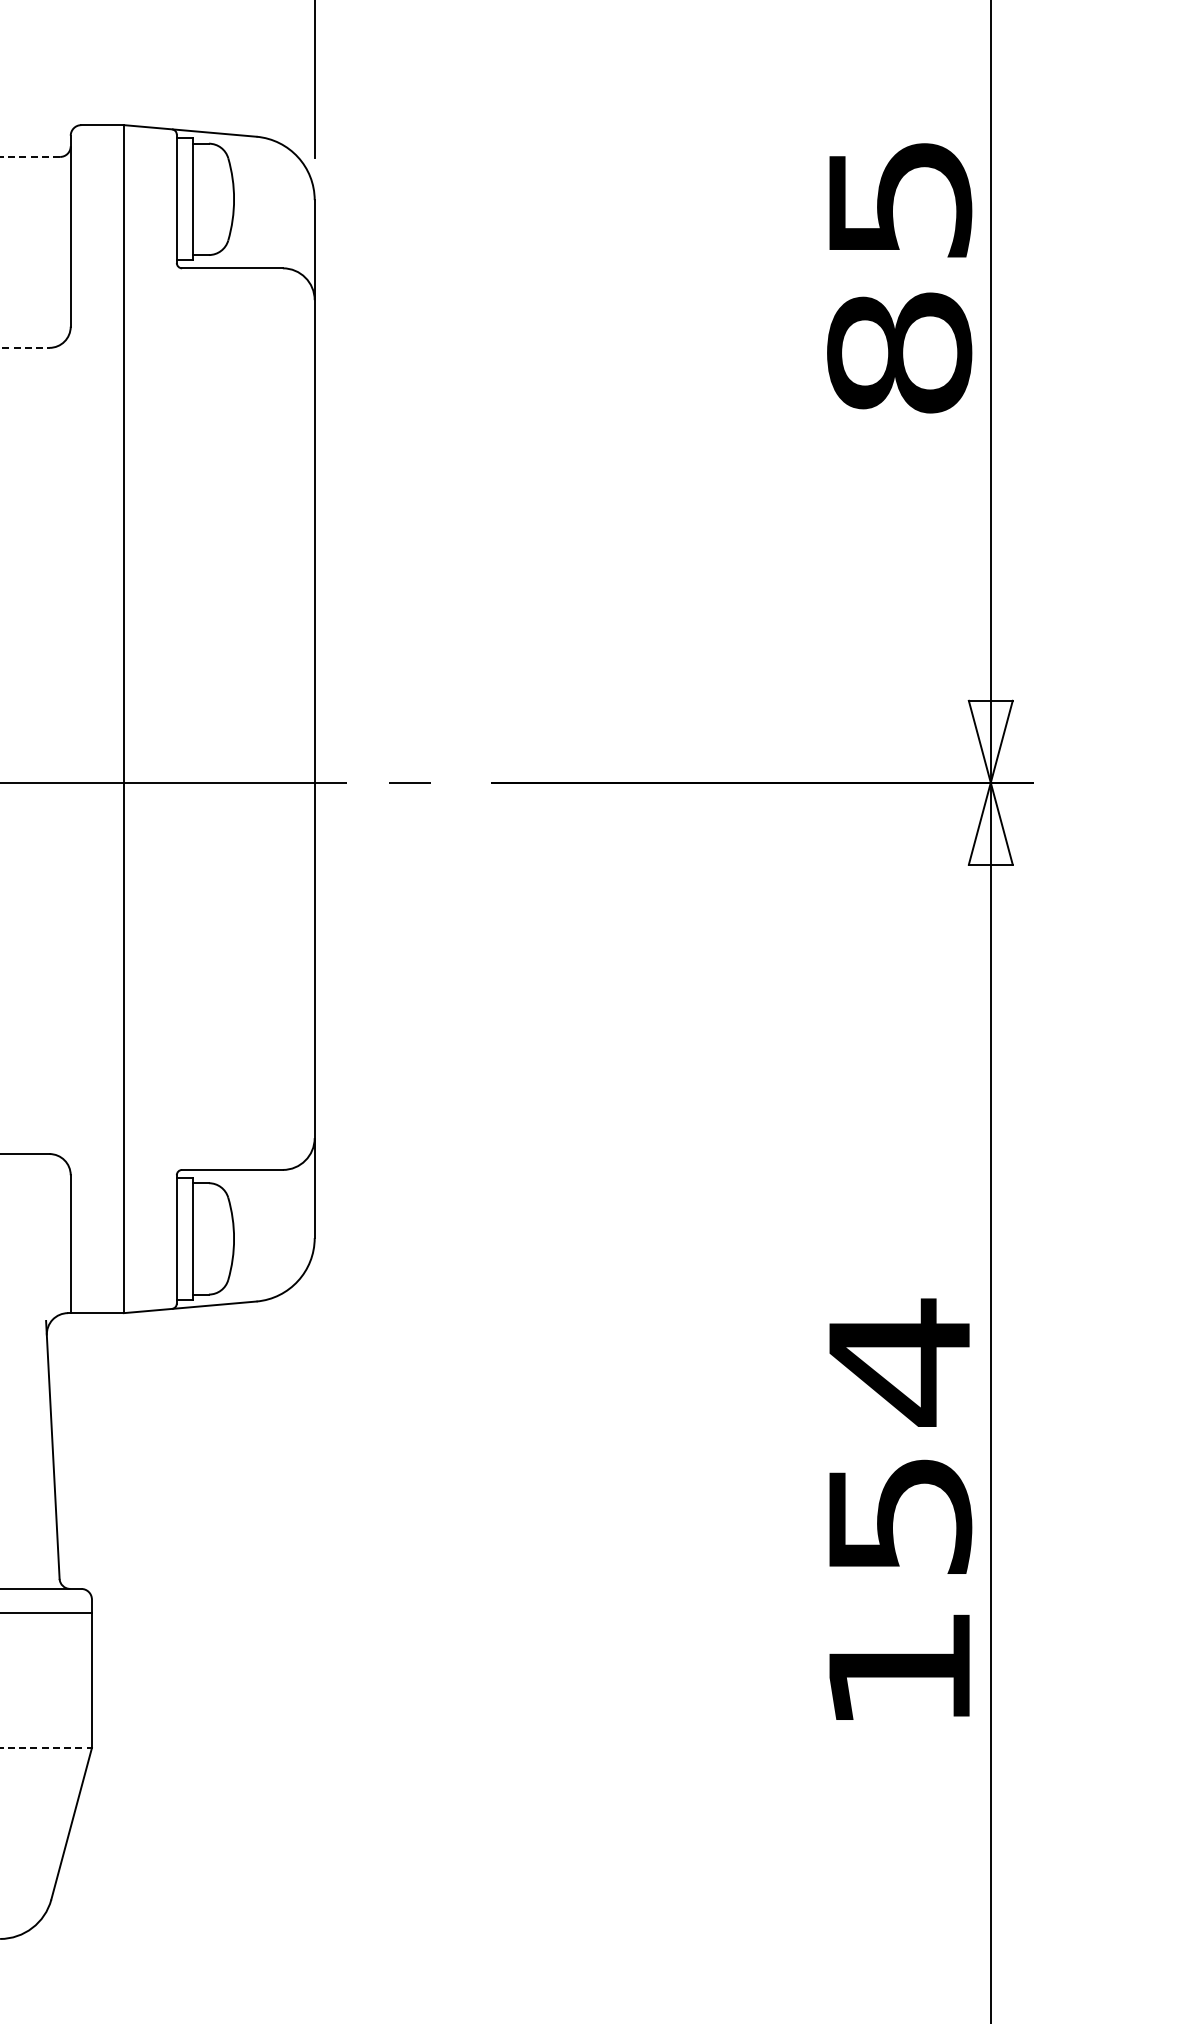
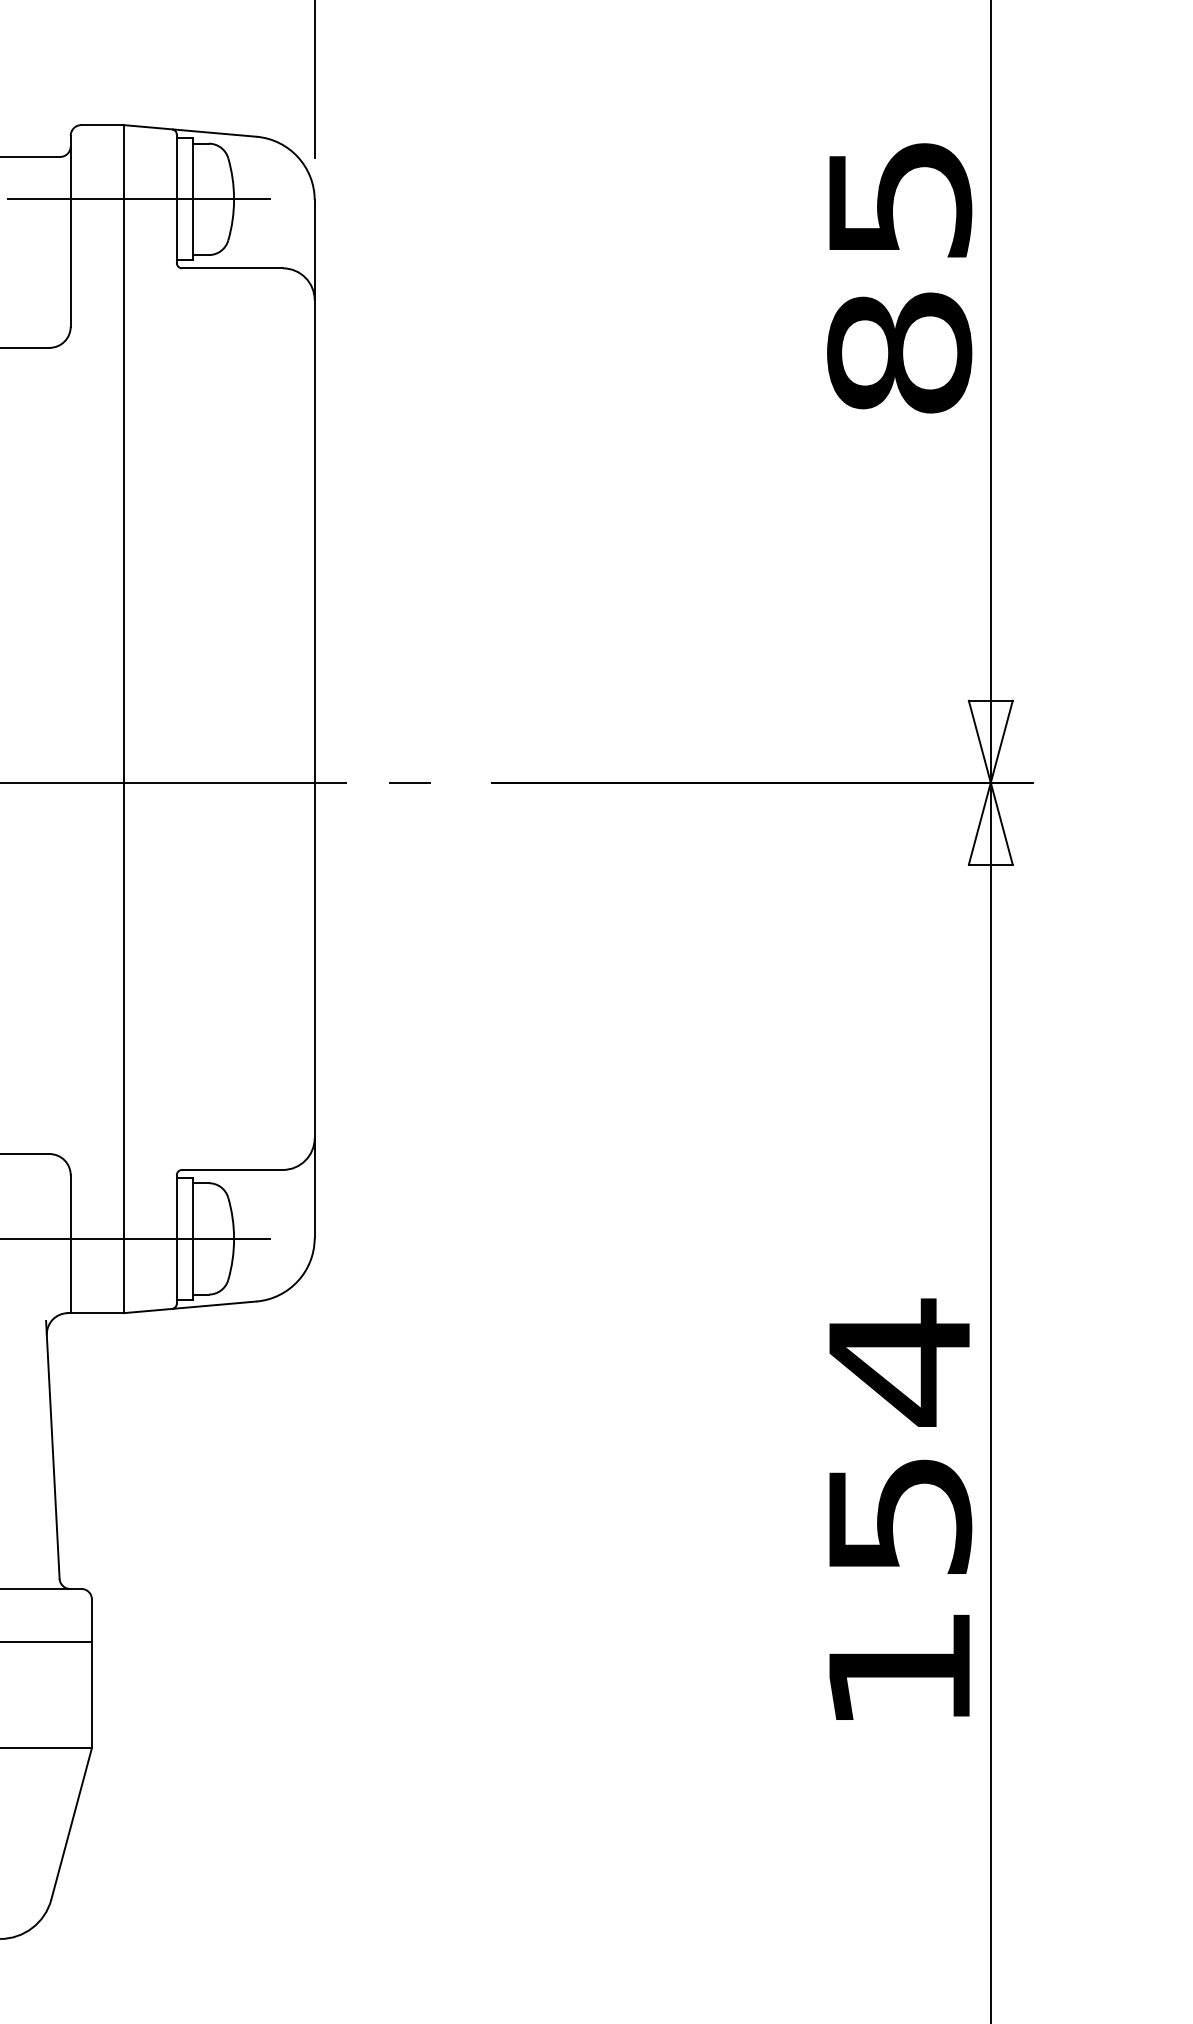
line: dashed -> solid (30, 156)
line: none -> present (138, 199)
line: dashed -> solid (25, 347)
line: none -> present (136, 1238)
line position: (46, 1612) -> (46, 1641) (46, 1641)
line: dashed -> solid (46, 1748)
